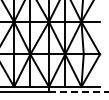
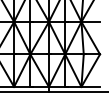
line: dashed -> solid (78, 91)
